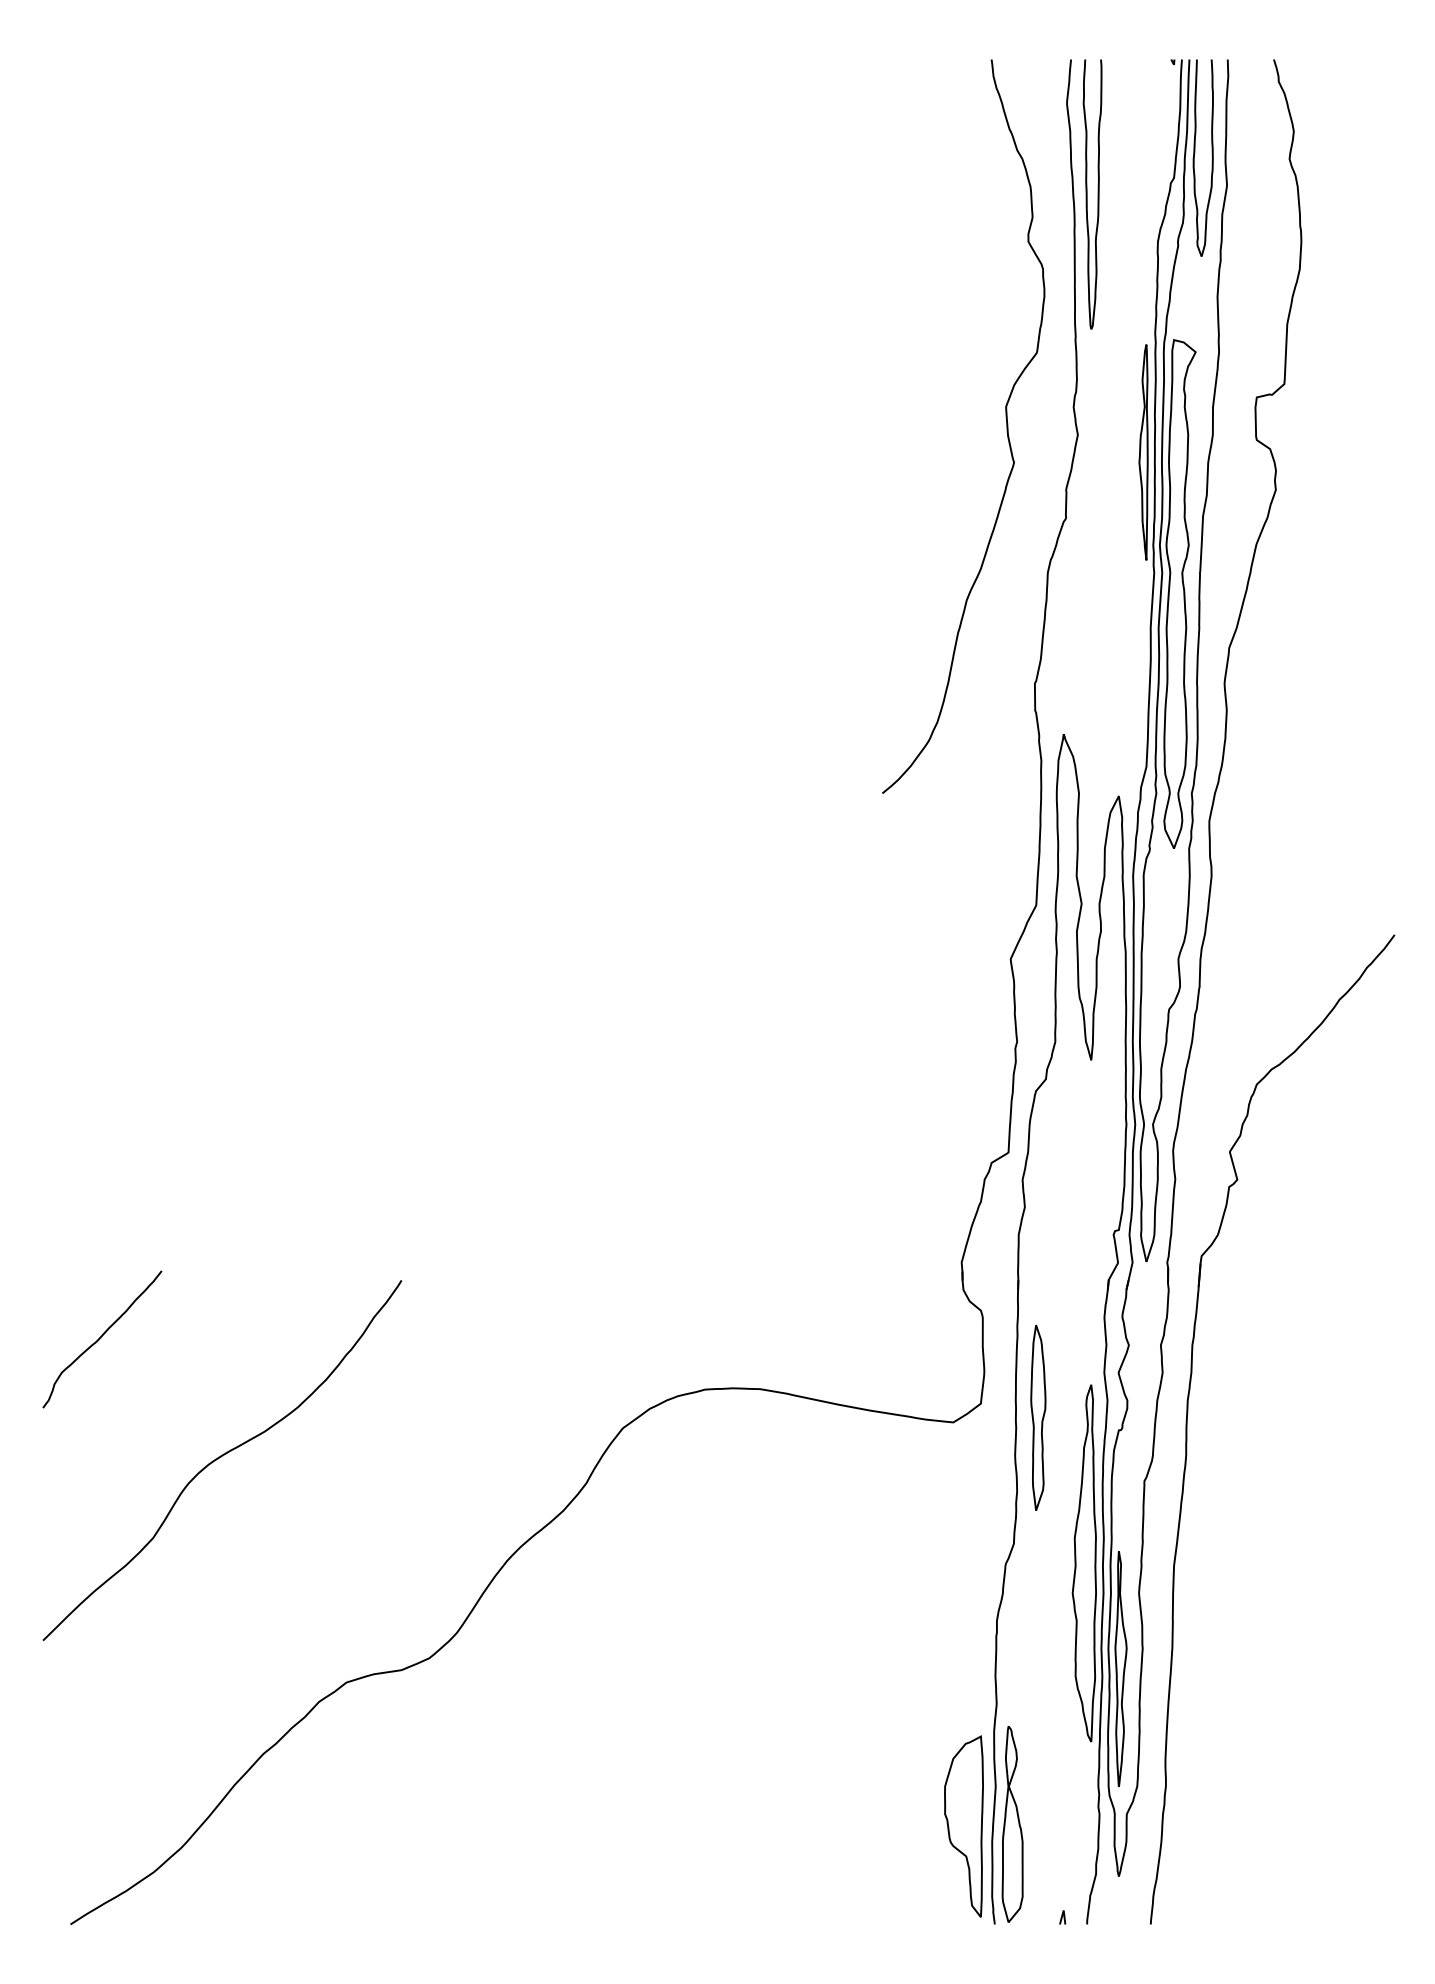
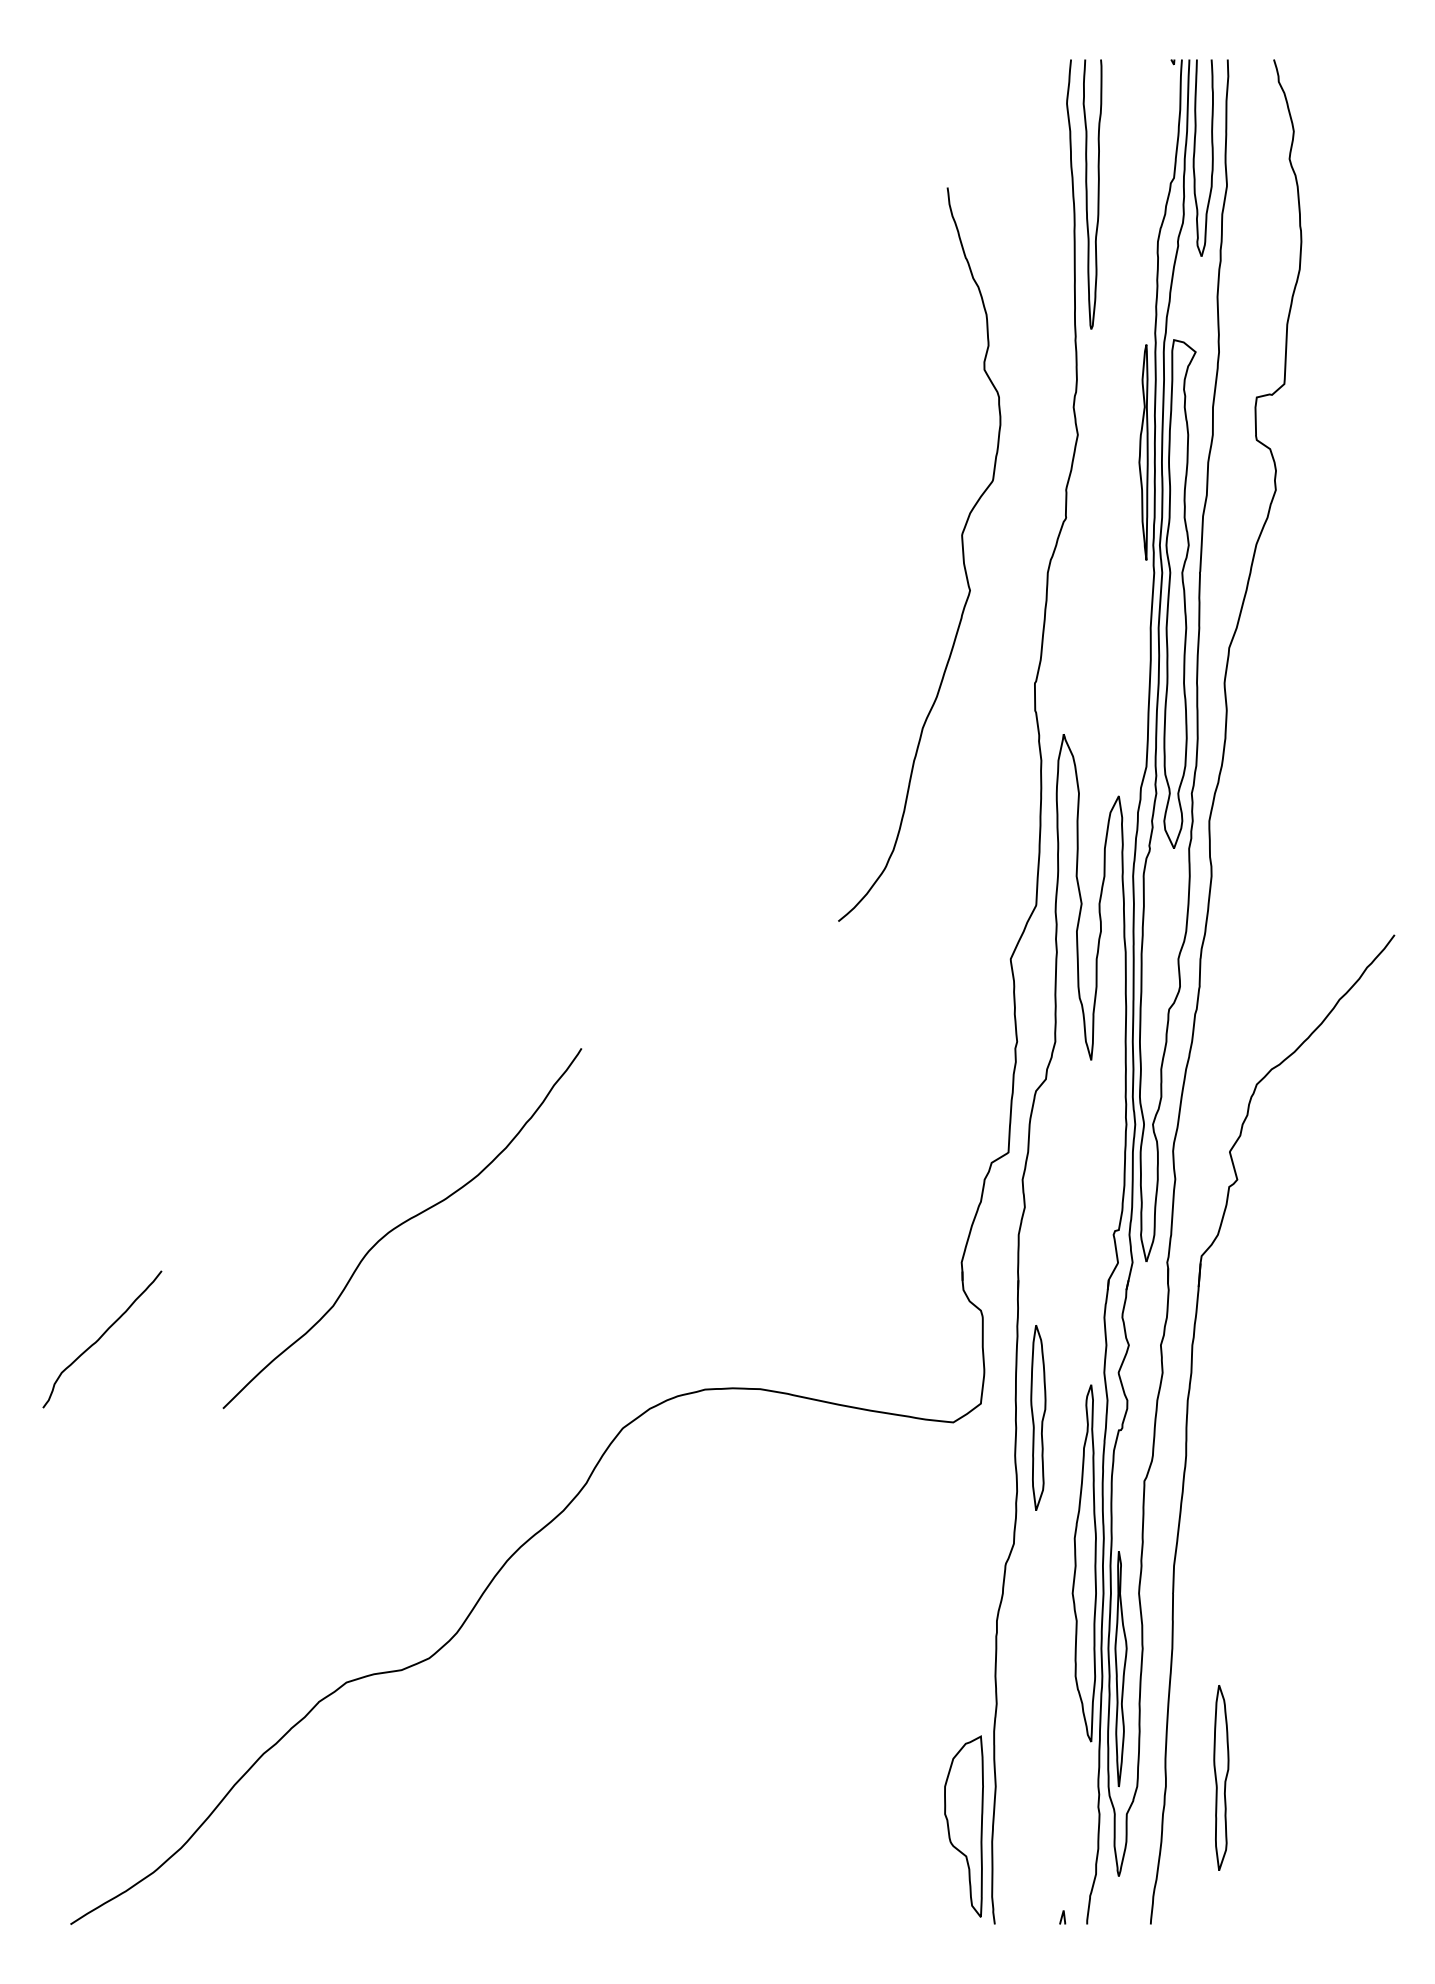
curve position: (1005, 417) -> (961, 545) (961, 545)
curve position: (221, 1457) -> (401, 1225) (401, 1225)
part: none -> present (1221, 1777)
part: present -> none (1012, 1824)
